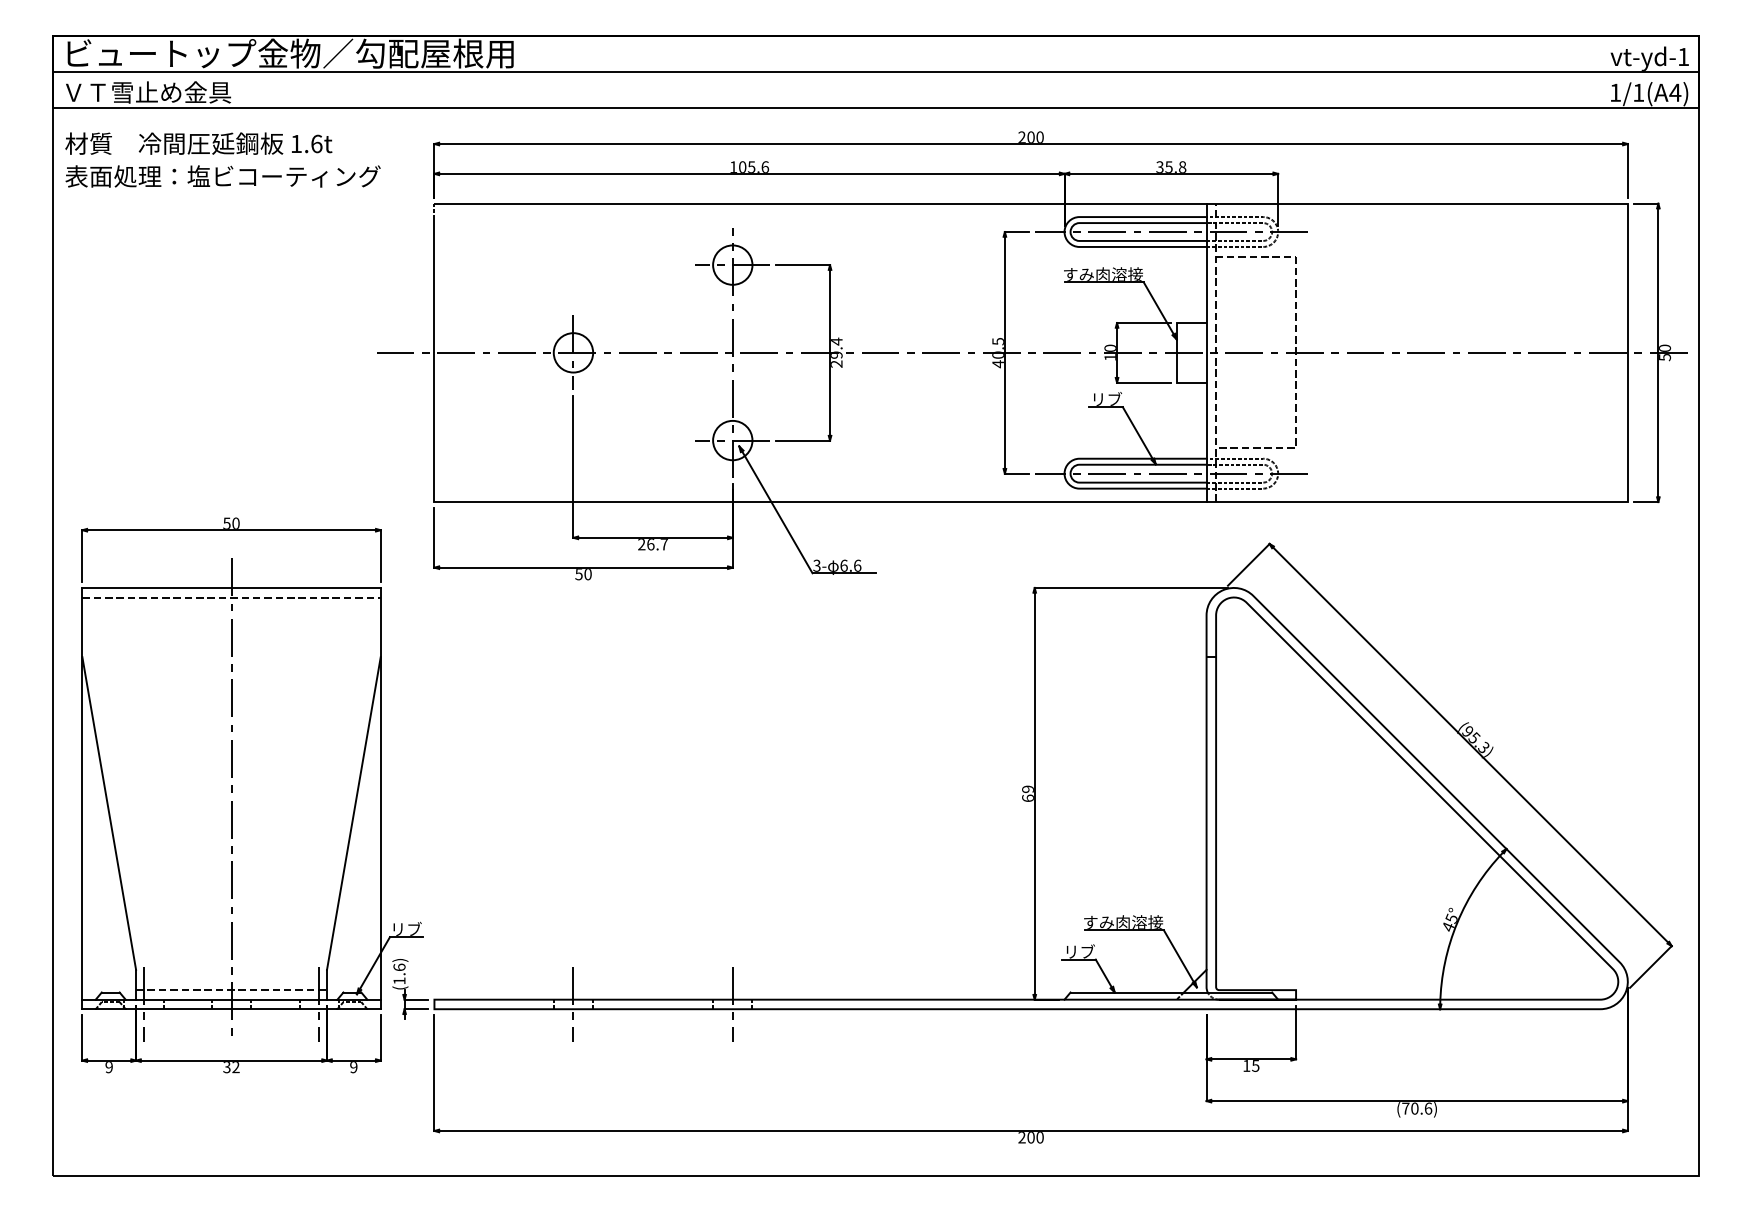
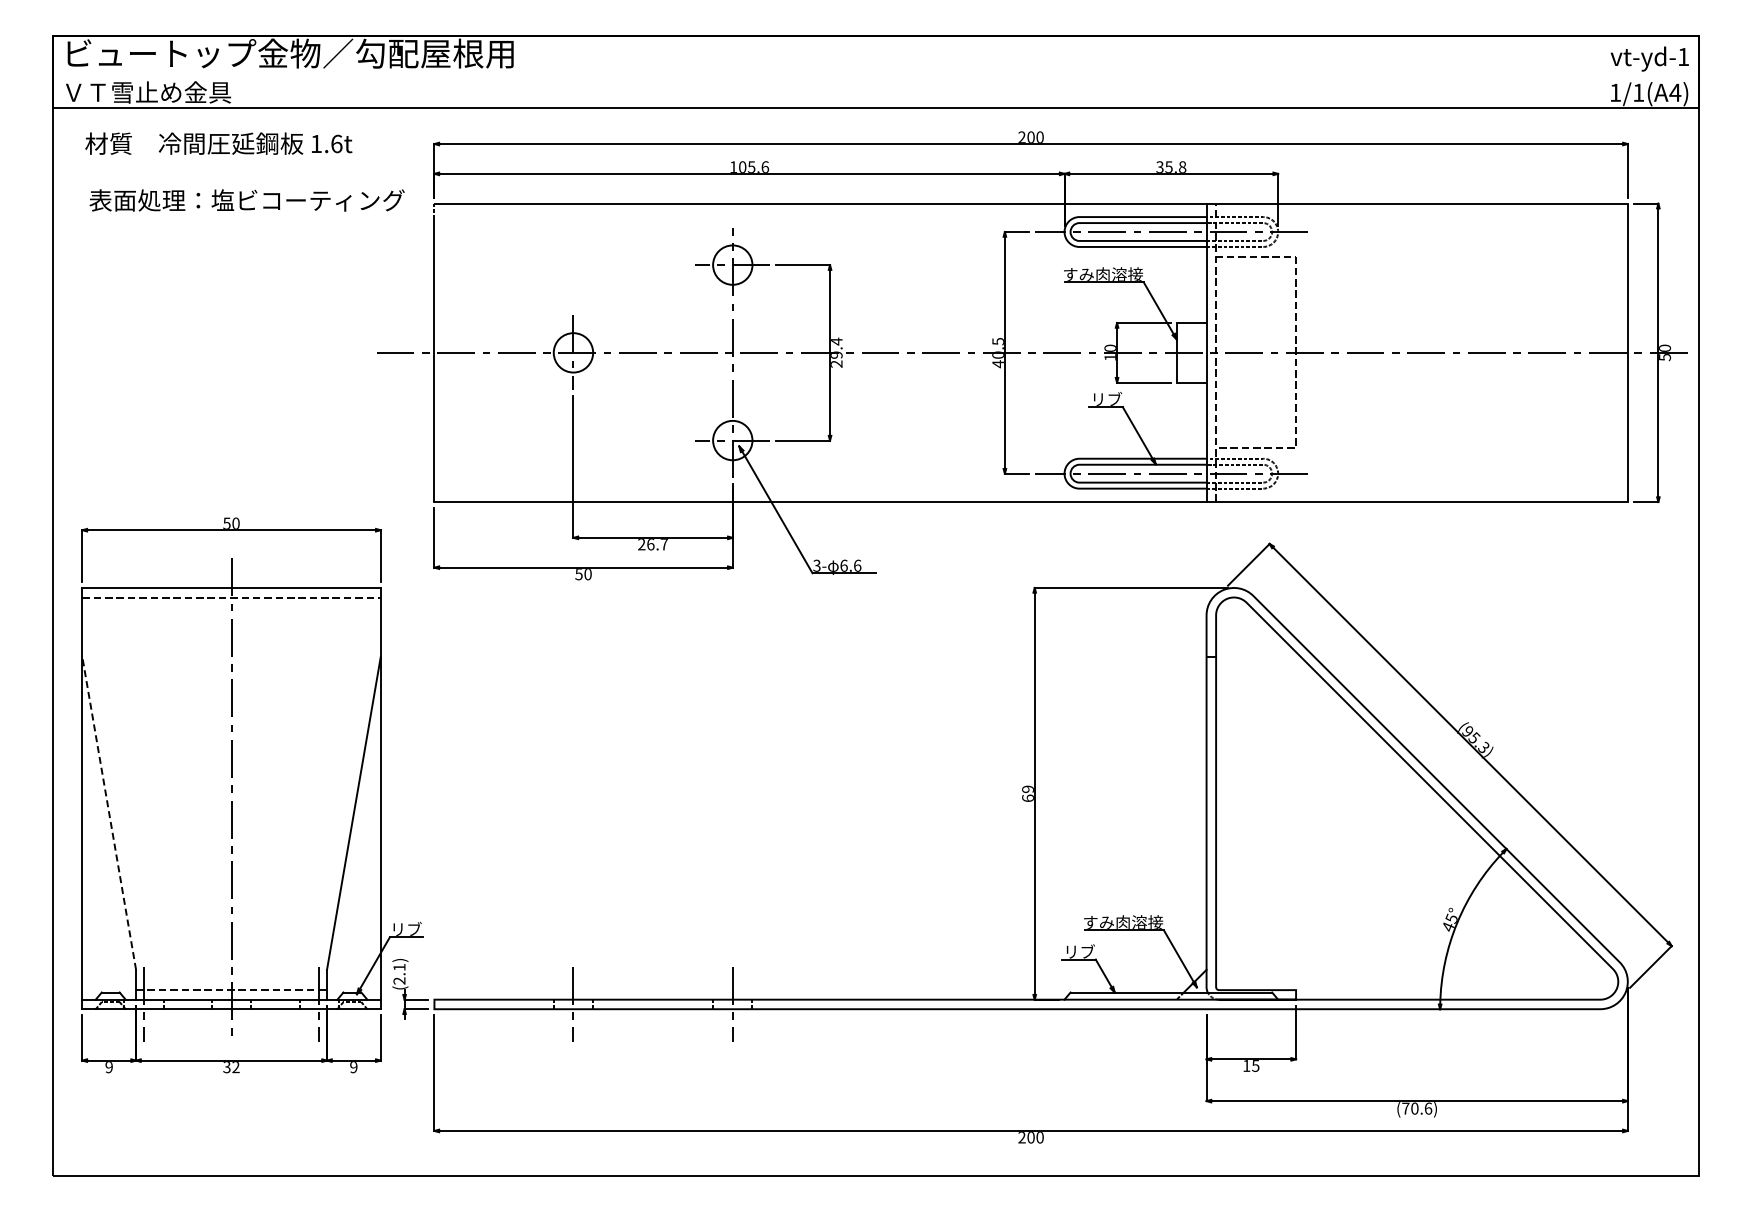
line: present -> none (875, 71)
text position: (198, 143) -> (218, 143) (218, 143)
text position: (222, 176) -> (246, 200) (246, 200)
line: solid -> dashed (109, 813)
text: (1.6) -> (2.1) (399, 973)
